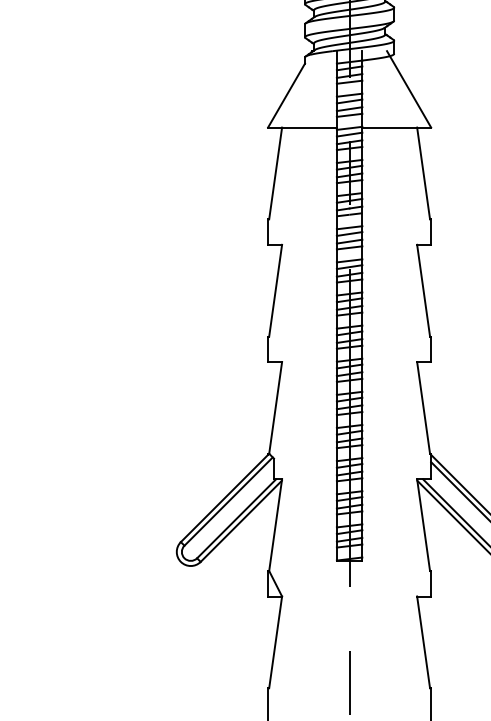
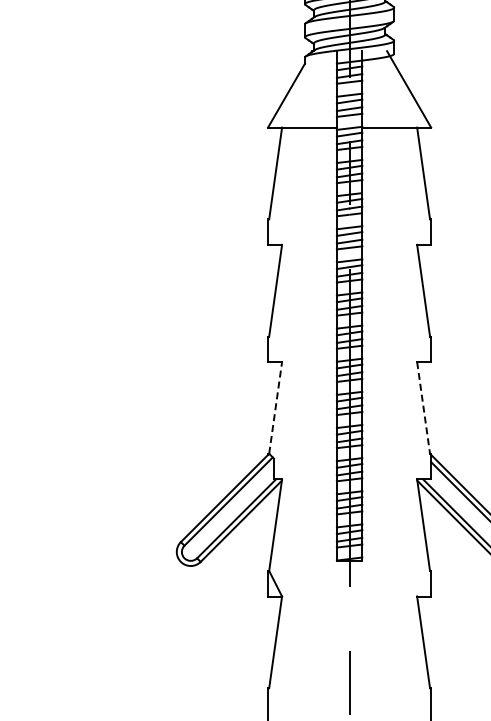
line: solid -> dashed (275, 407)
line: solid -> dashed (423, 408)
